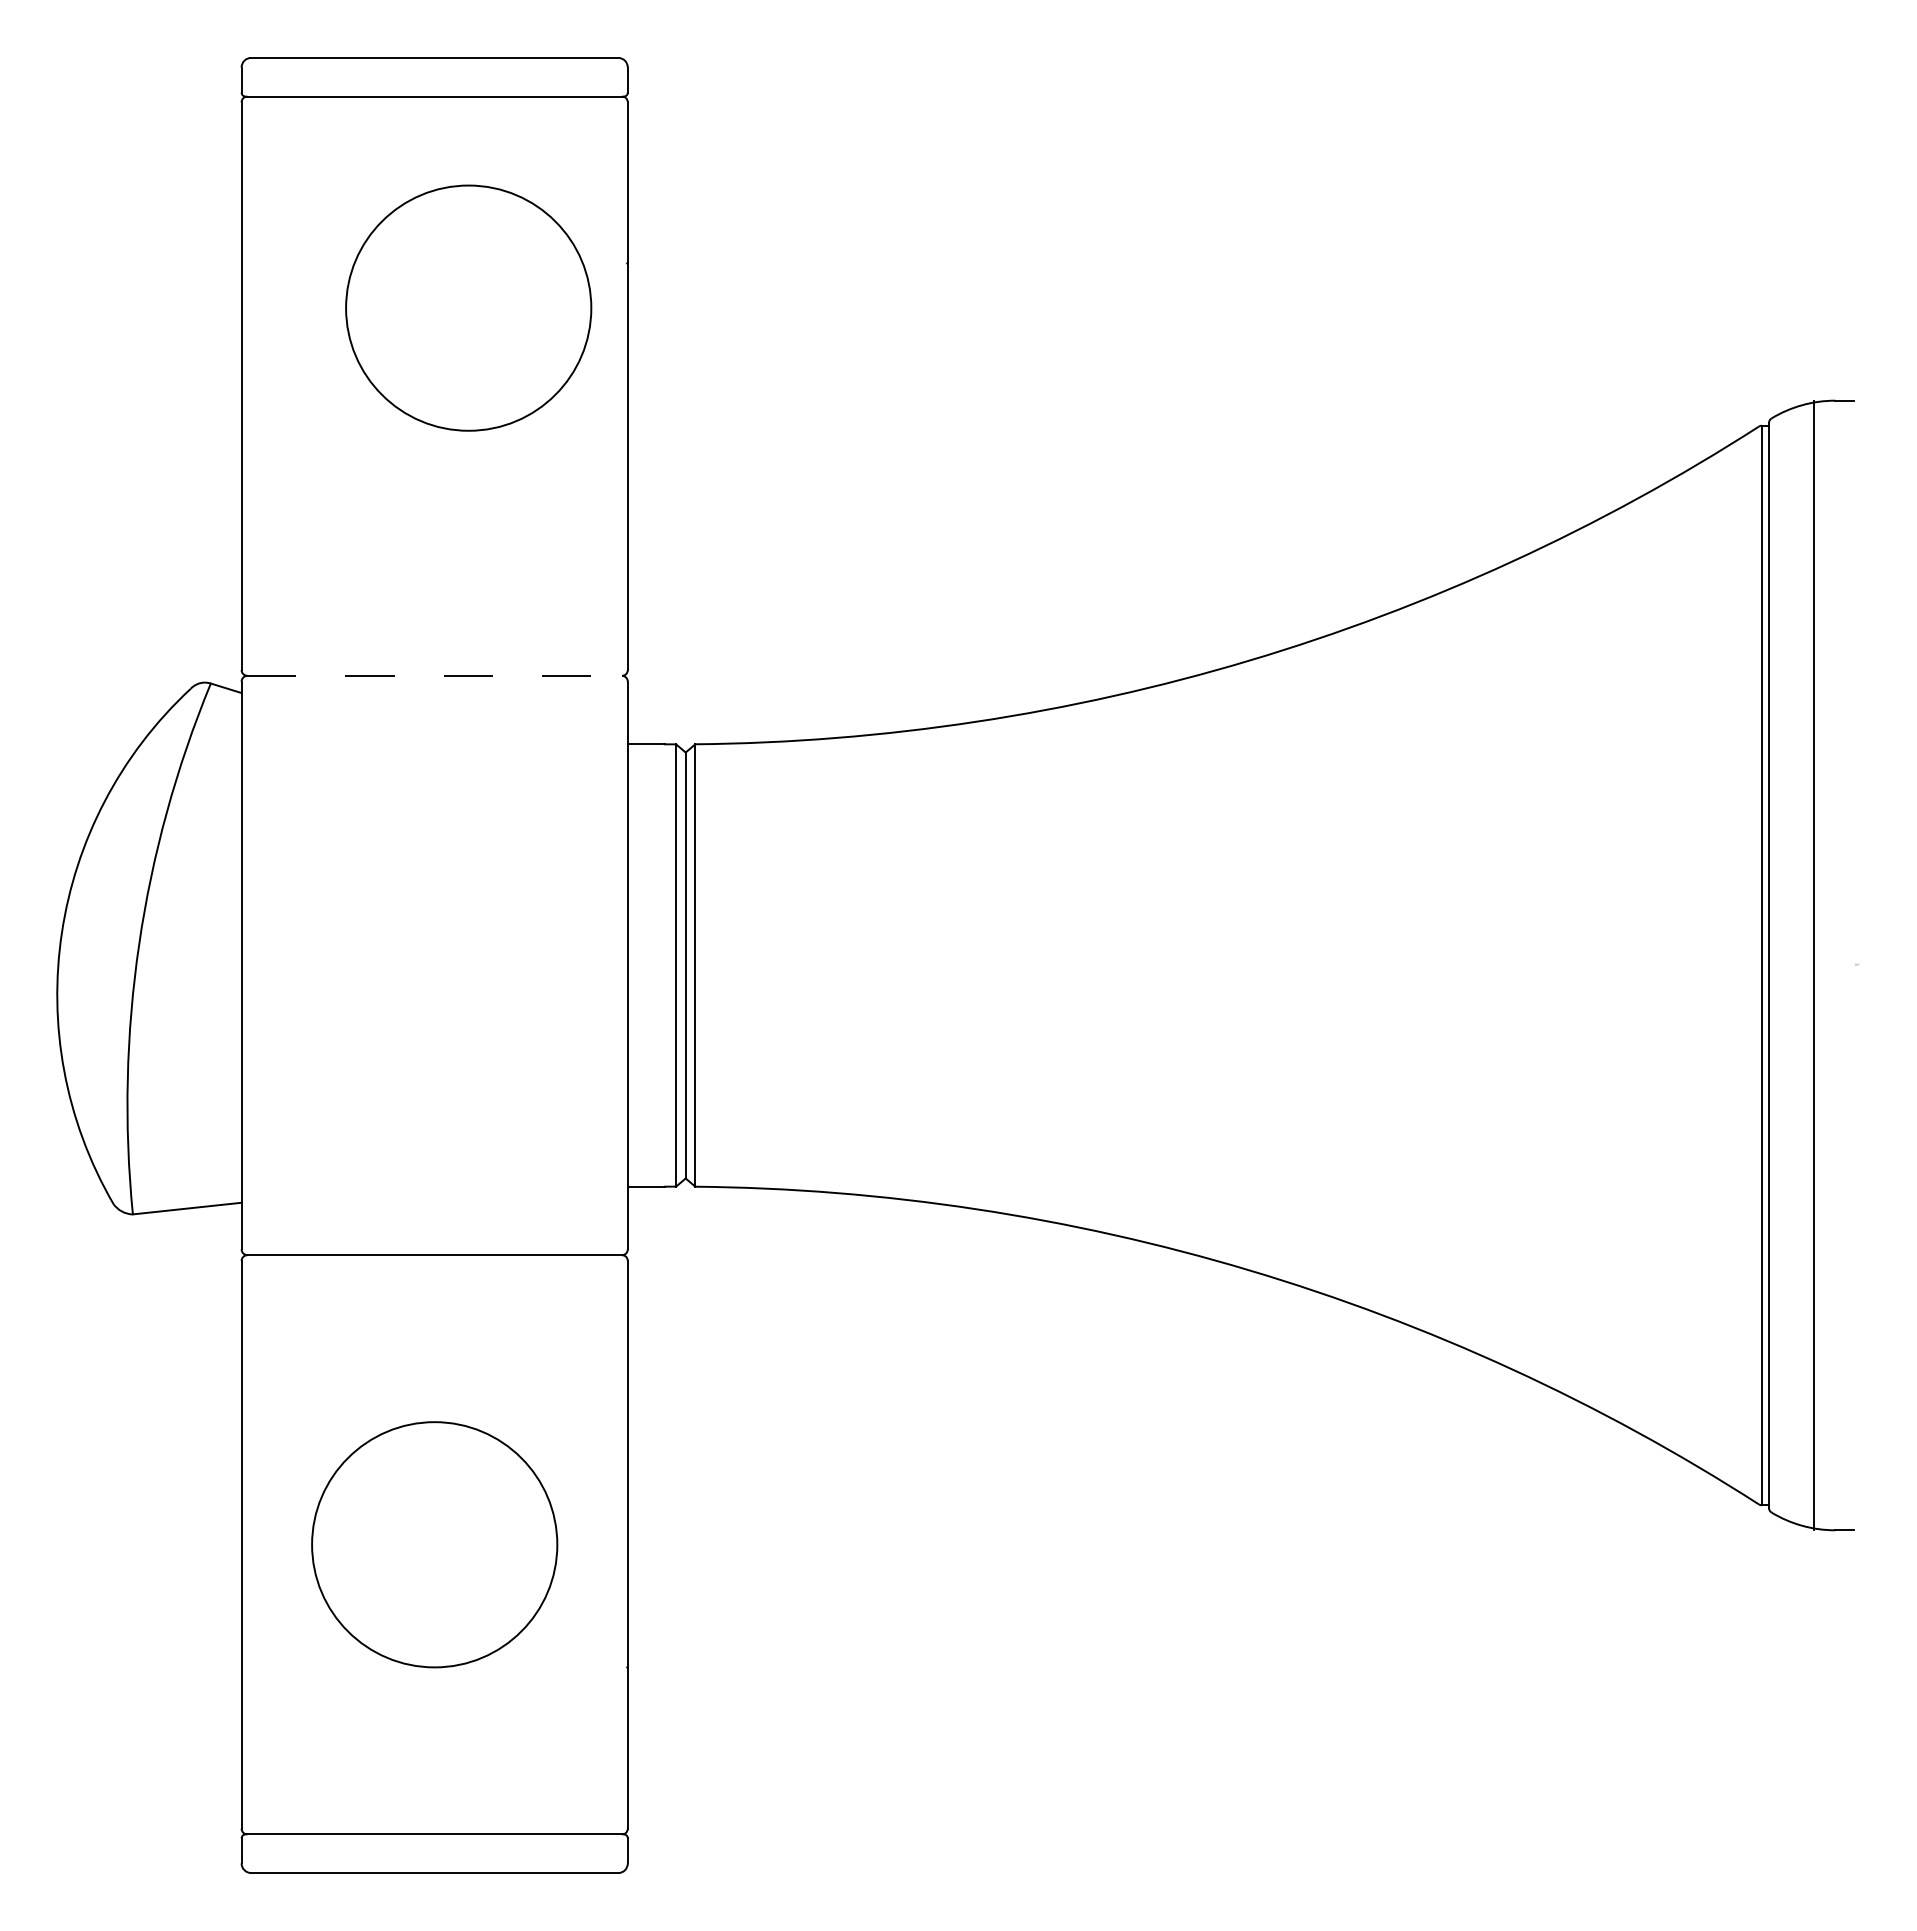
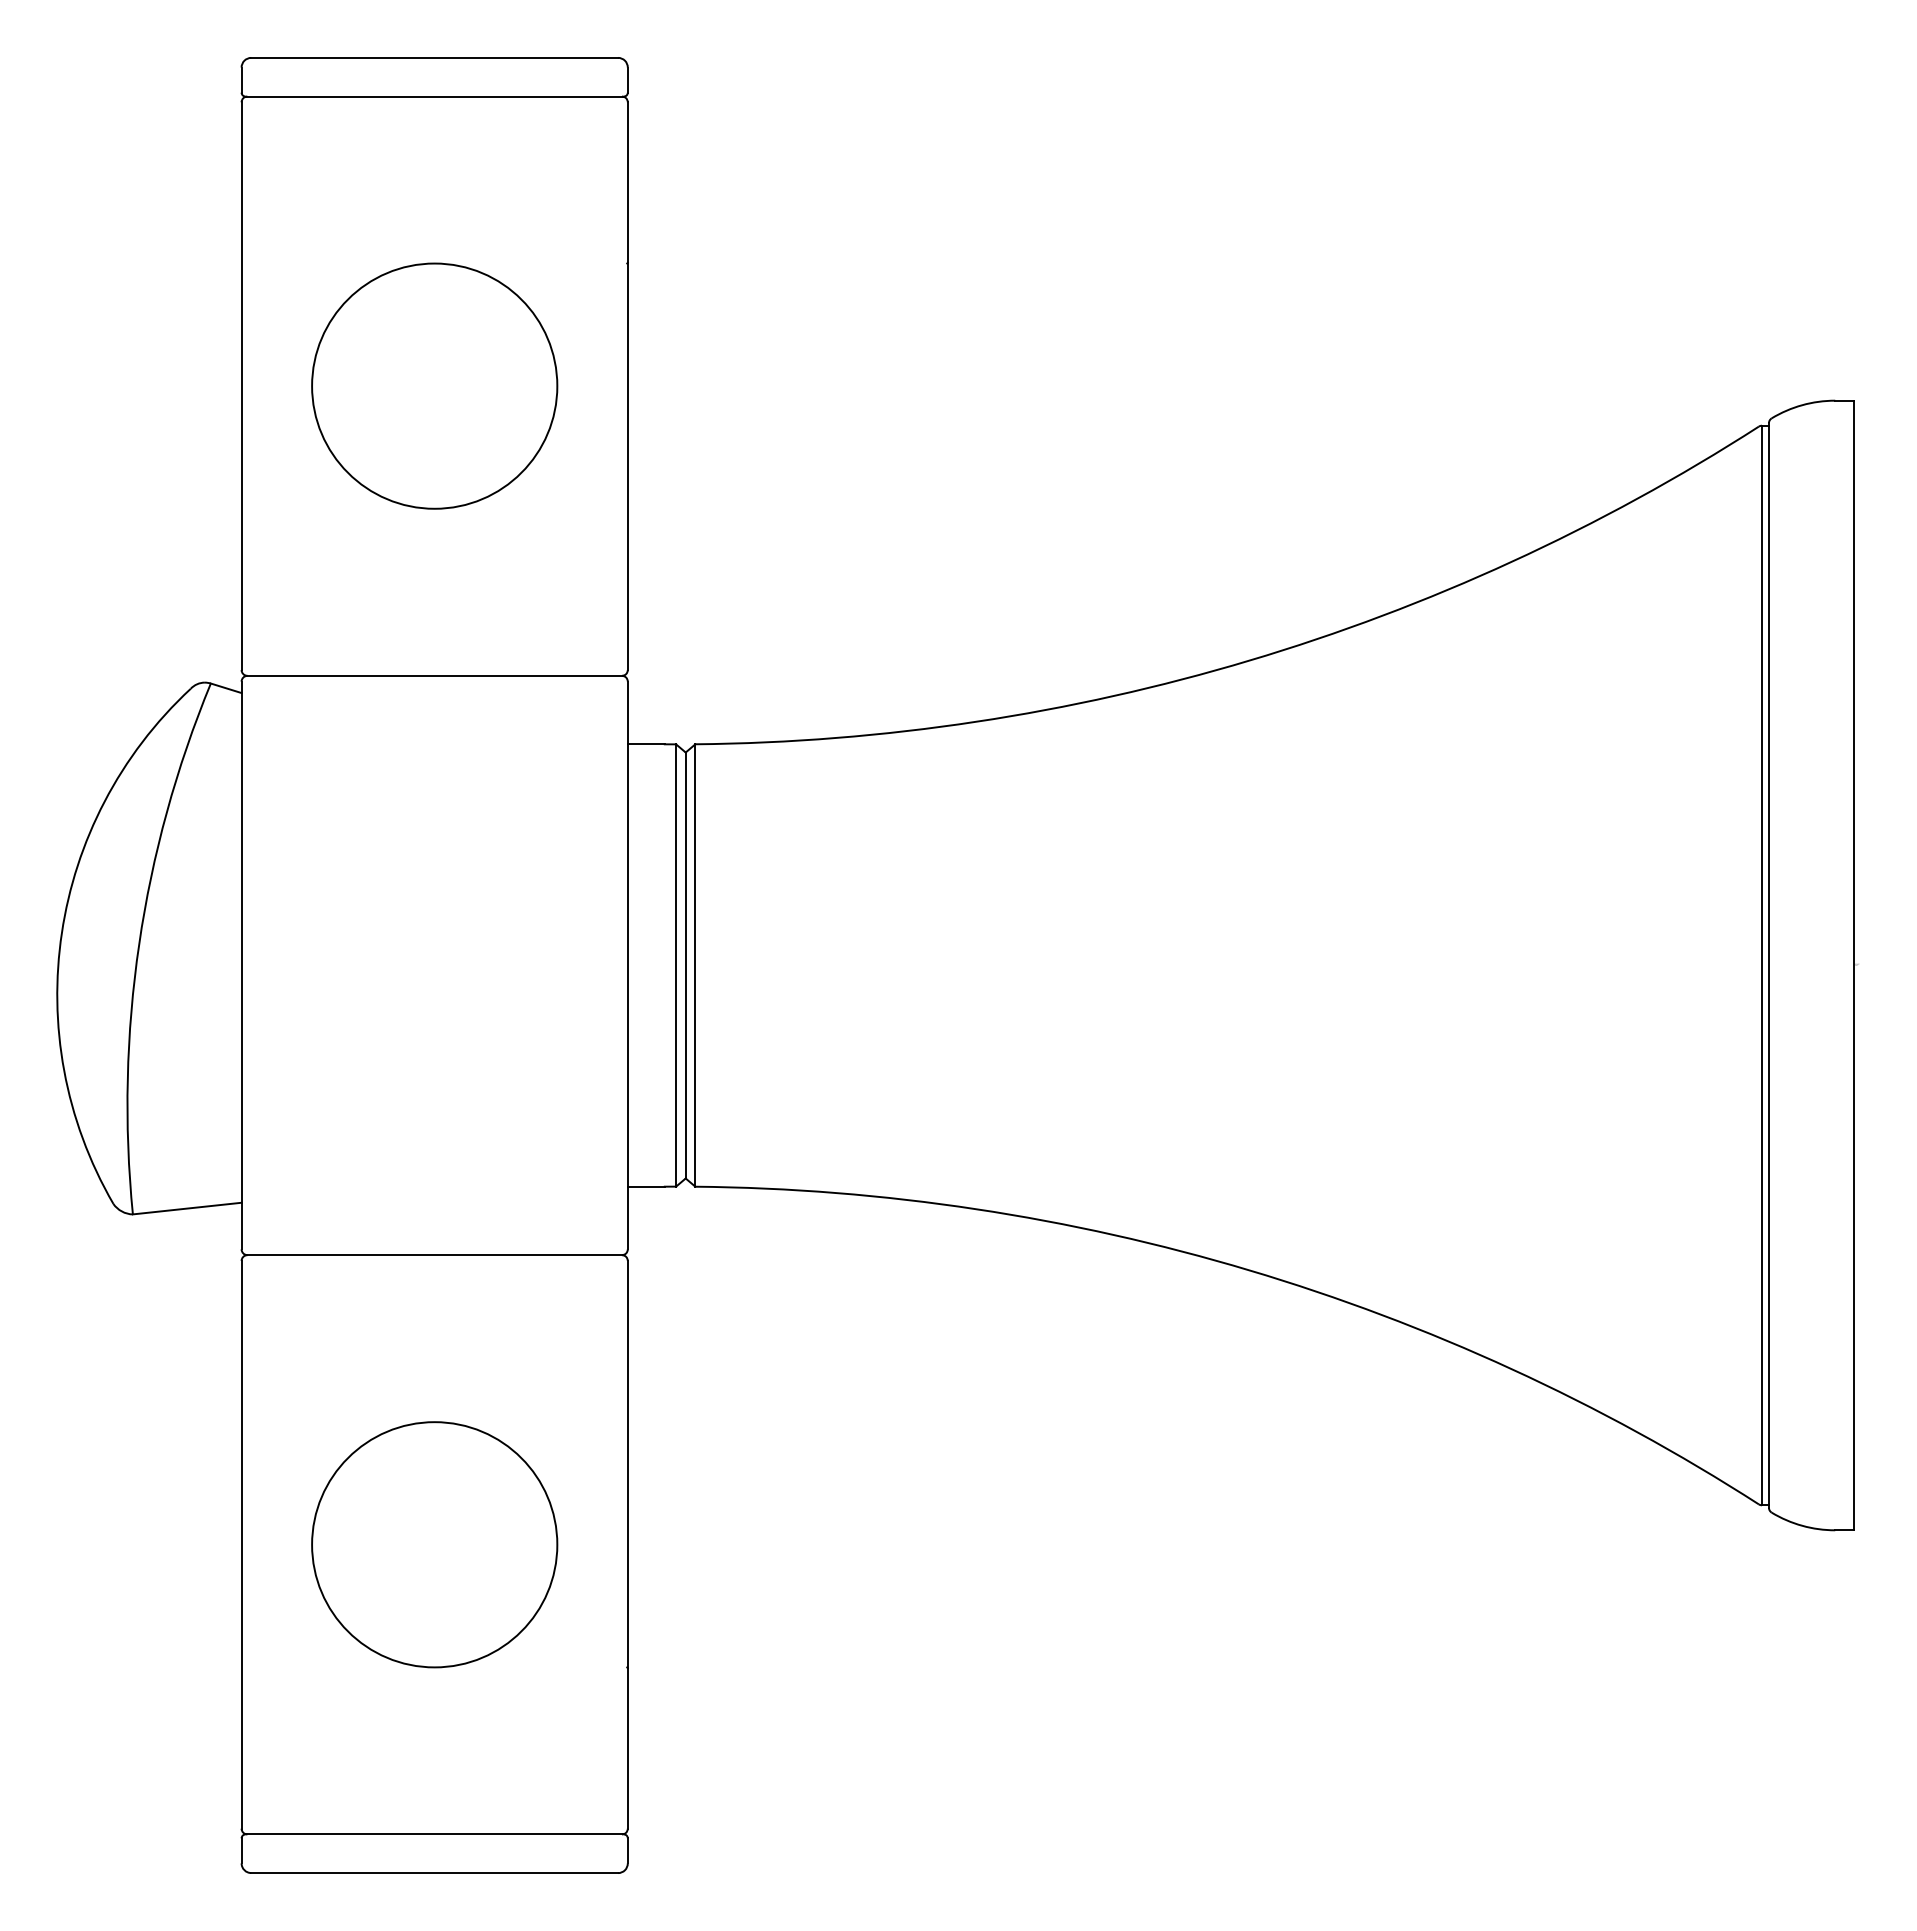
circle position: (468, 307) -> (434, 385) (434, 385)
line: dashed -> solid (435, 675)
line position: (1813, 965) -> (1853, 965) (1853, 965)
